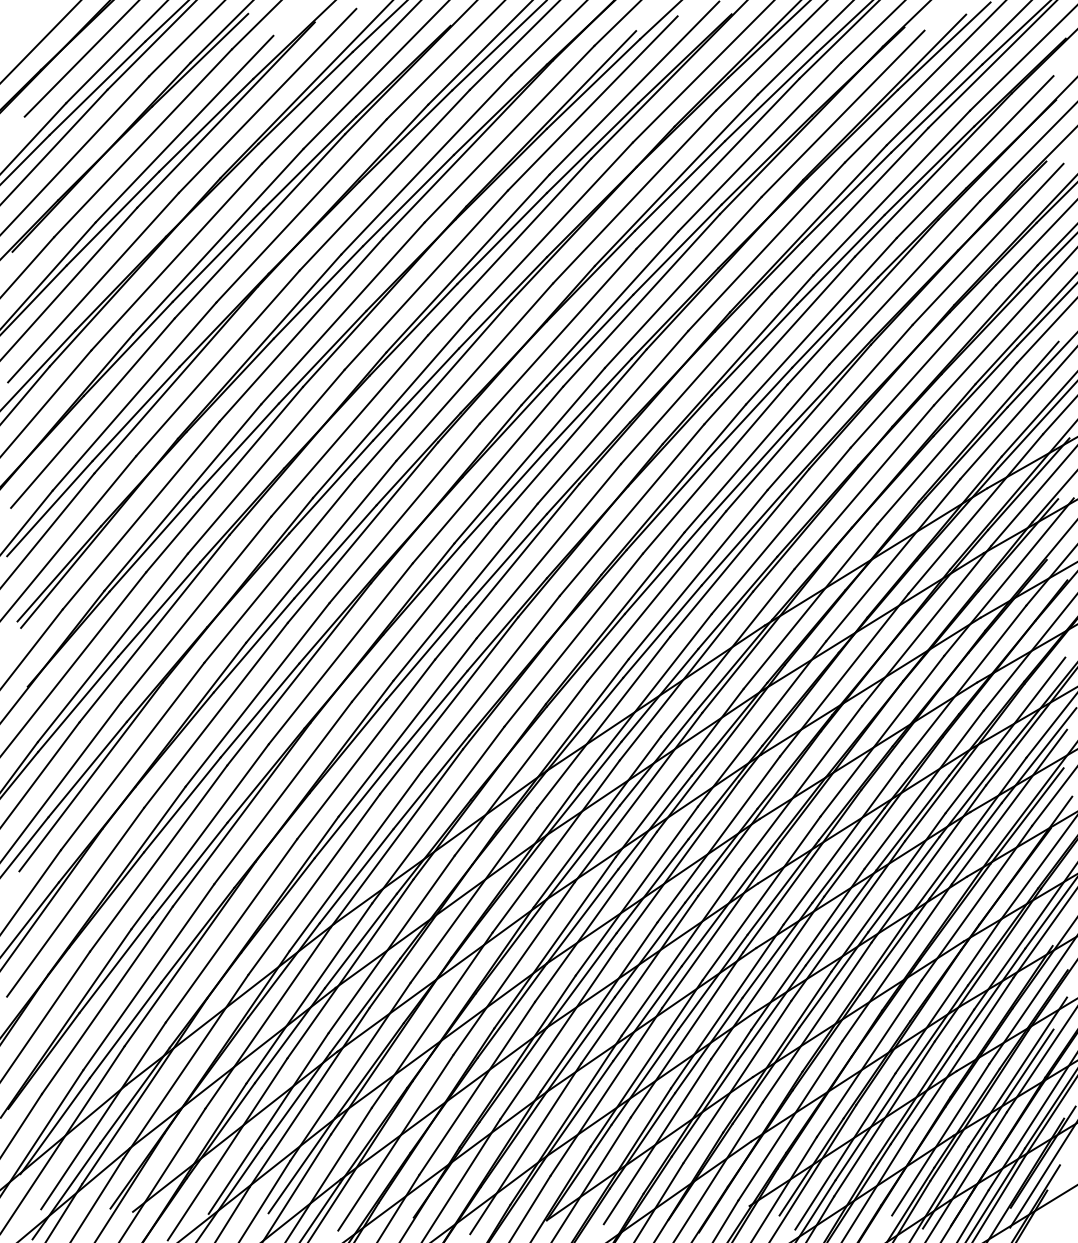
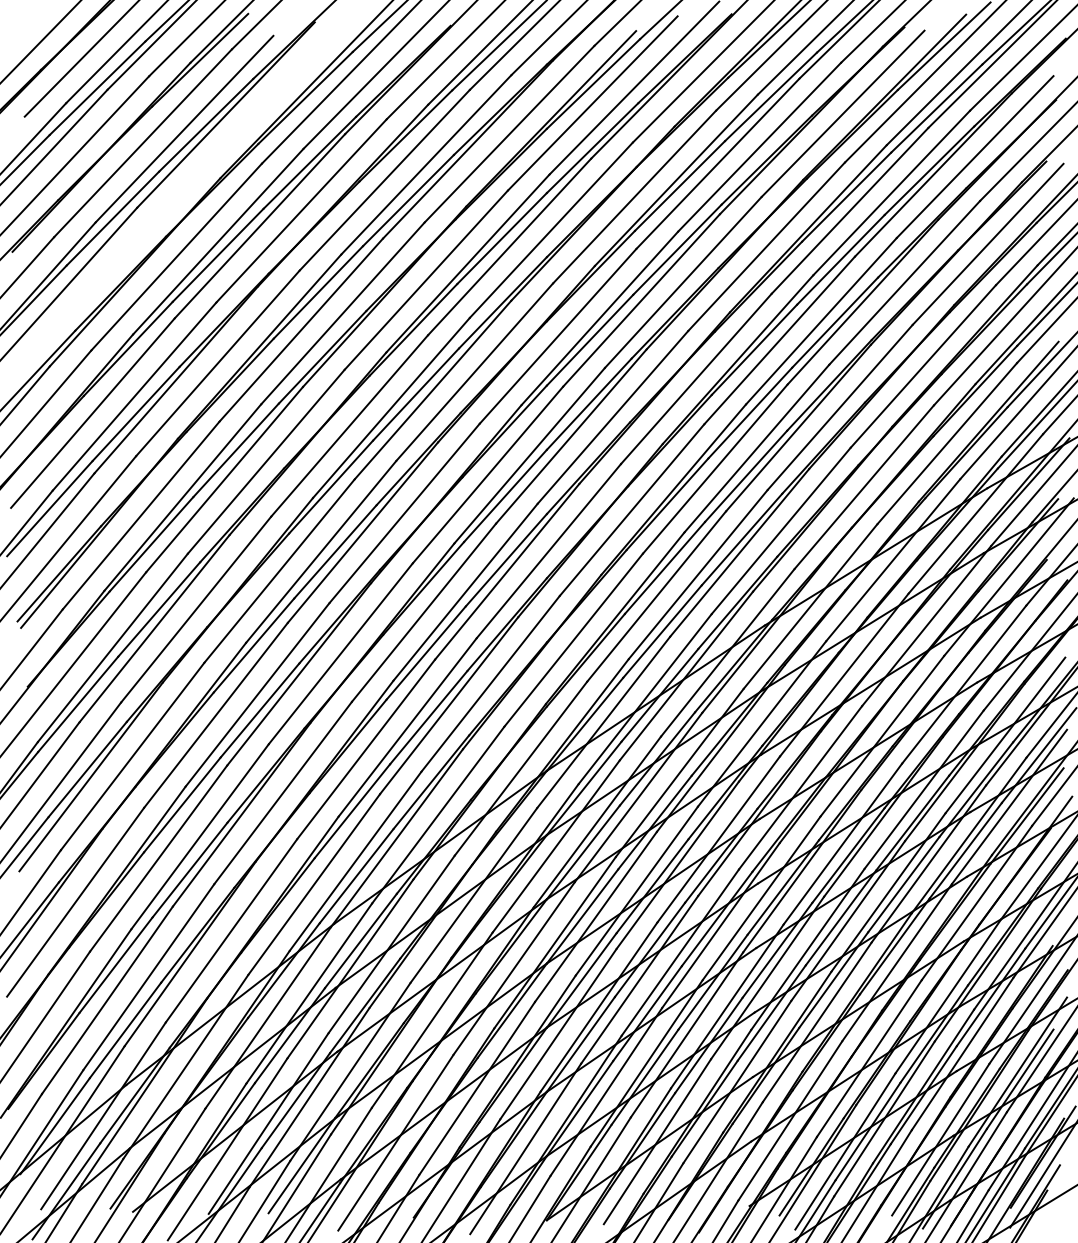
part: present -> none (182, 195)
